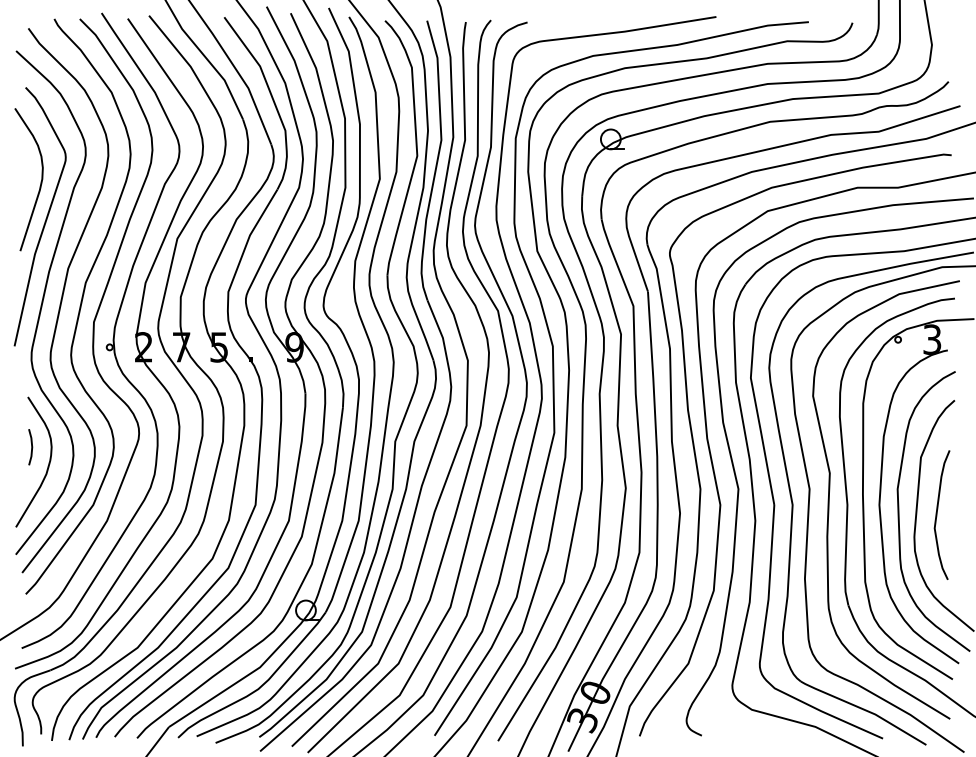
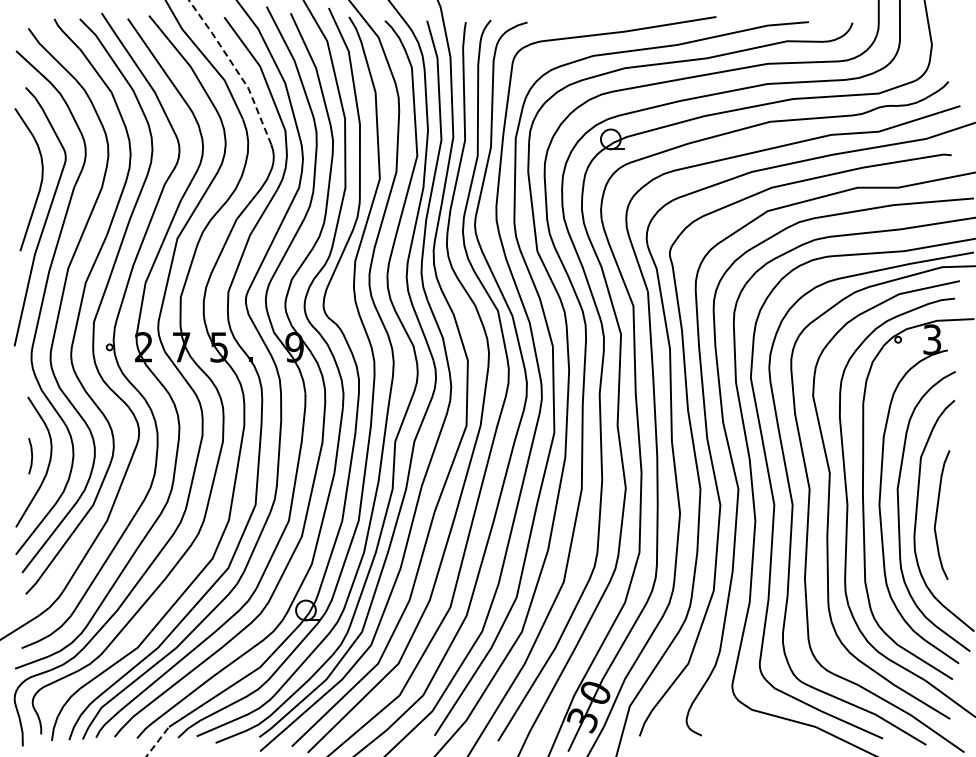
line: solid -> dashed (235, 69)
line position: (31, 447) -> (31, 456) (31, 456)
line: solid -> dashed (157, 741)
